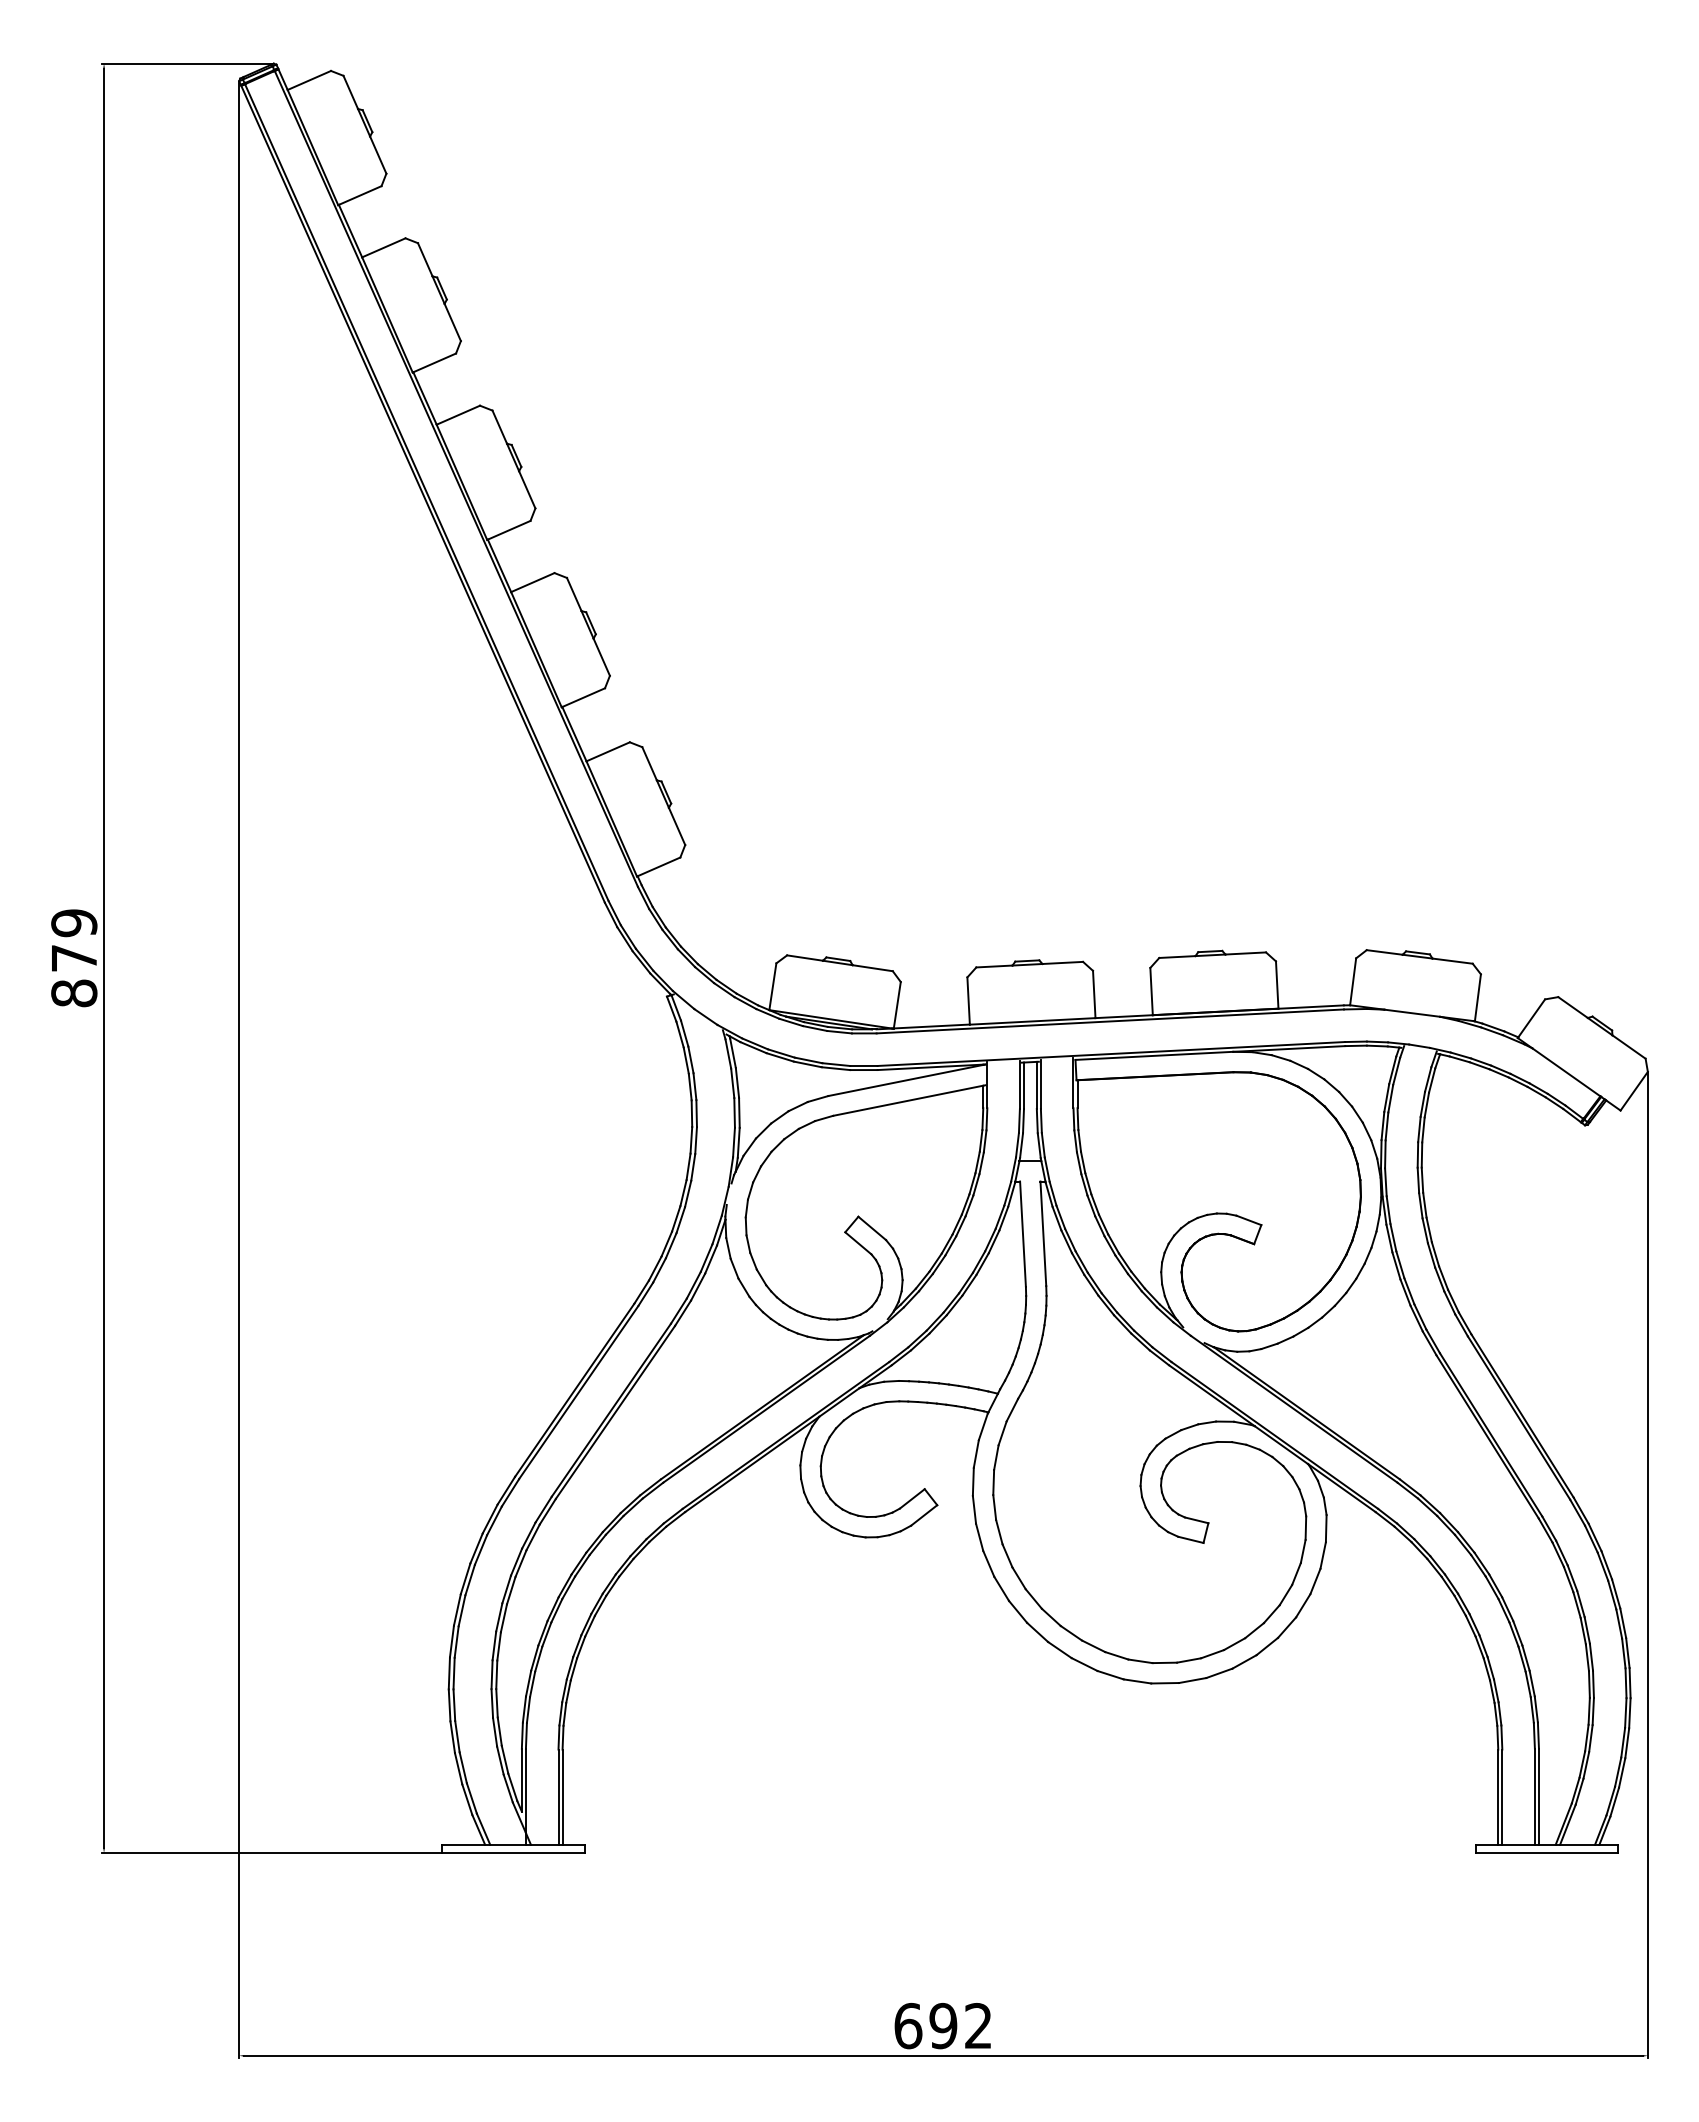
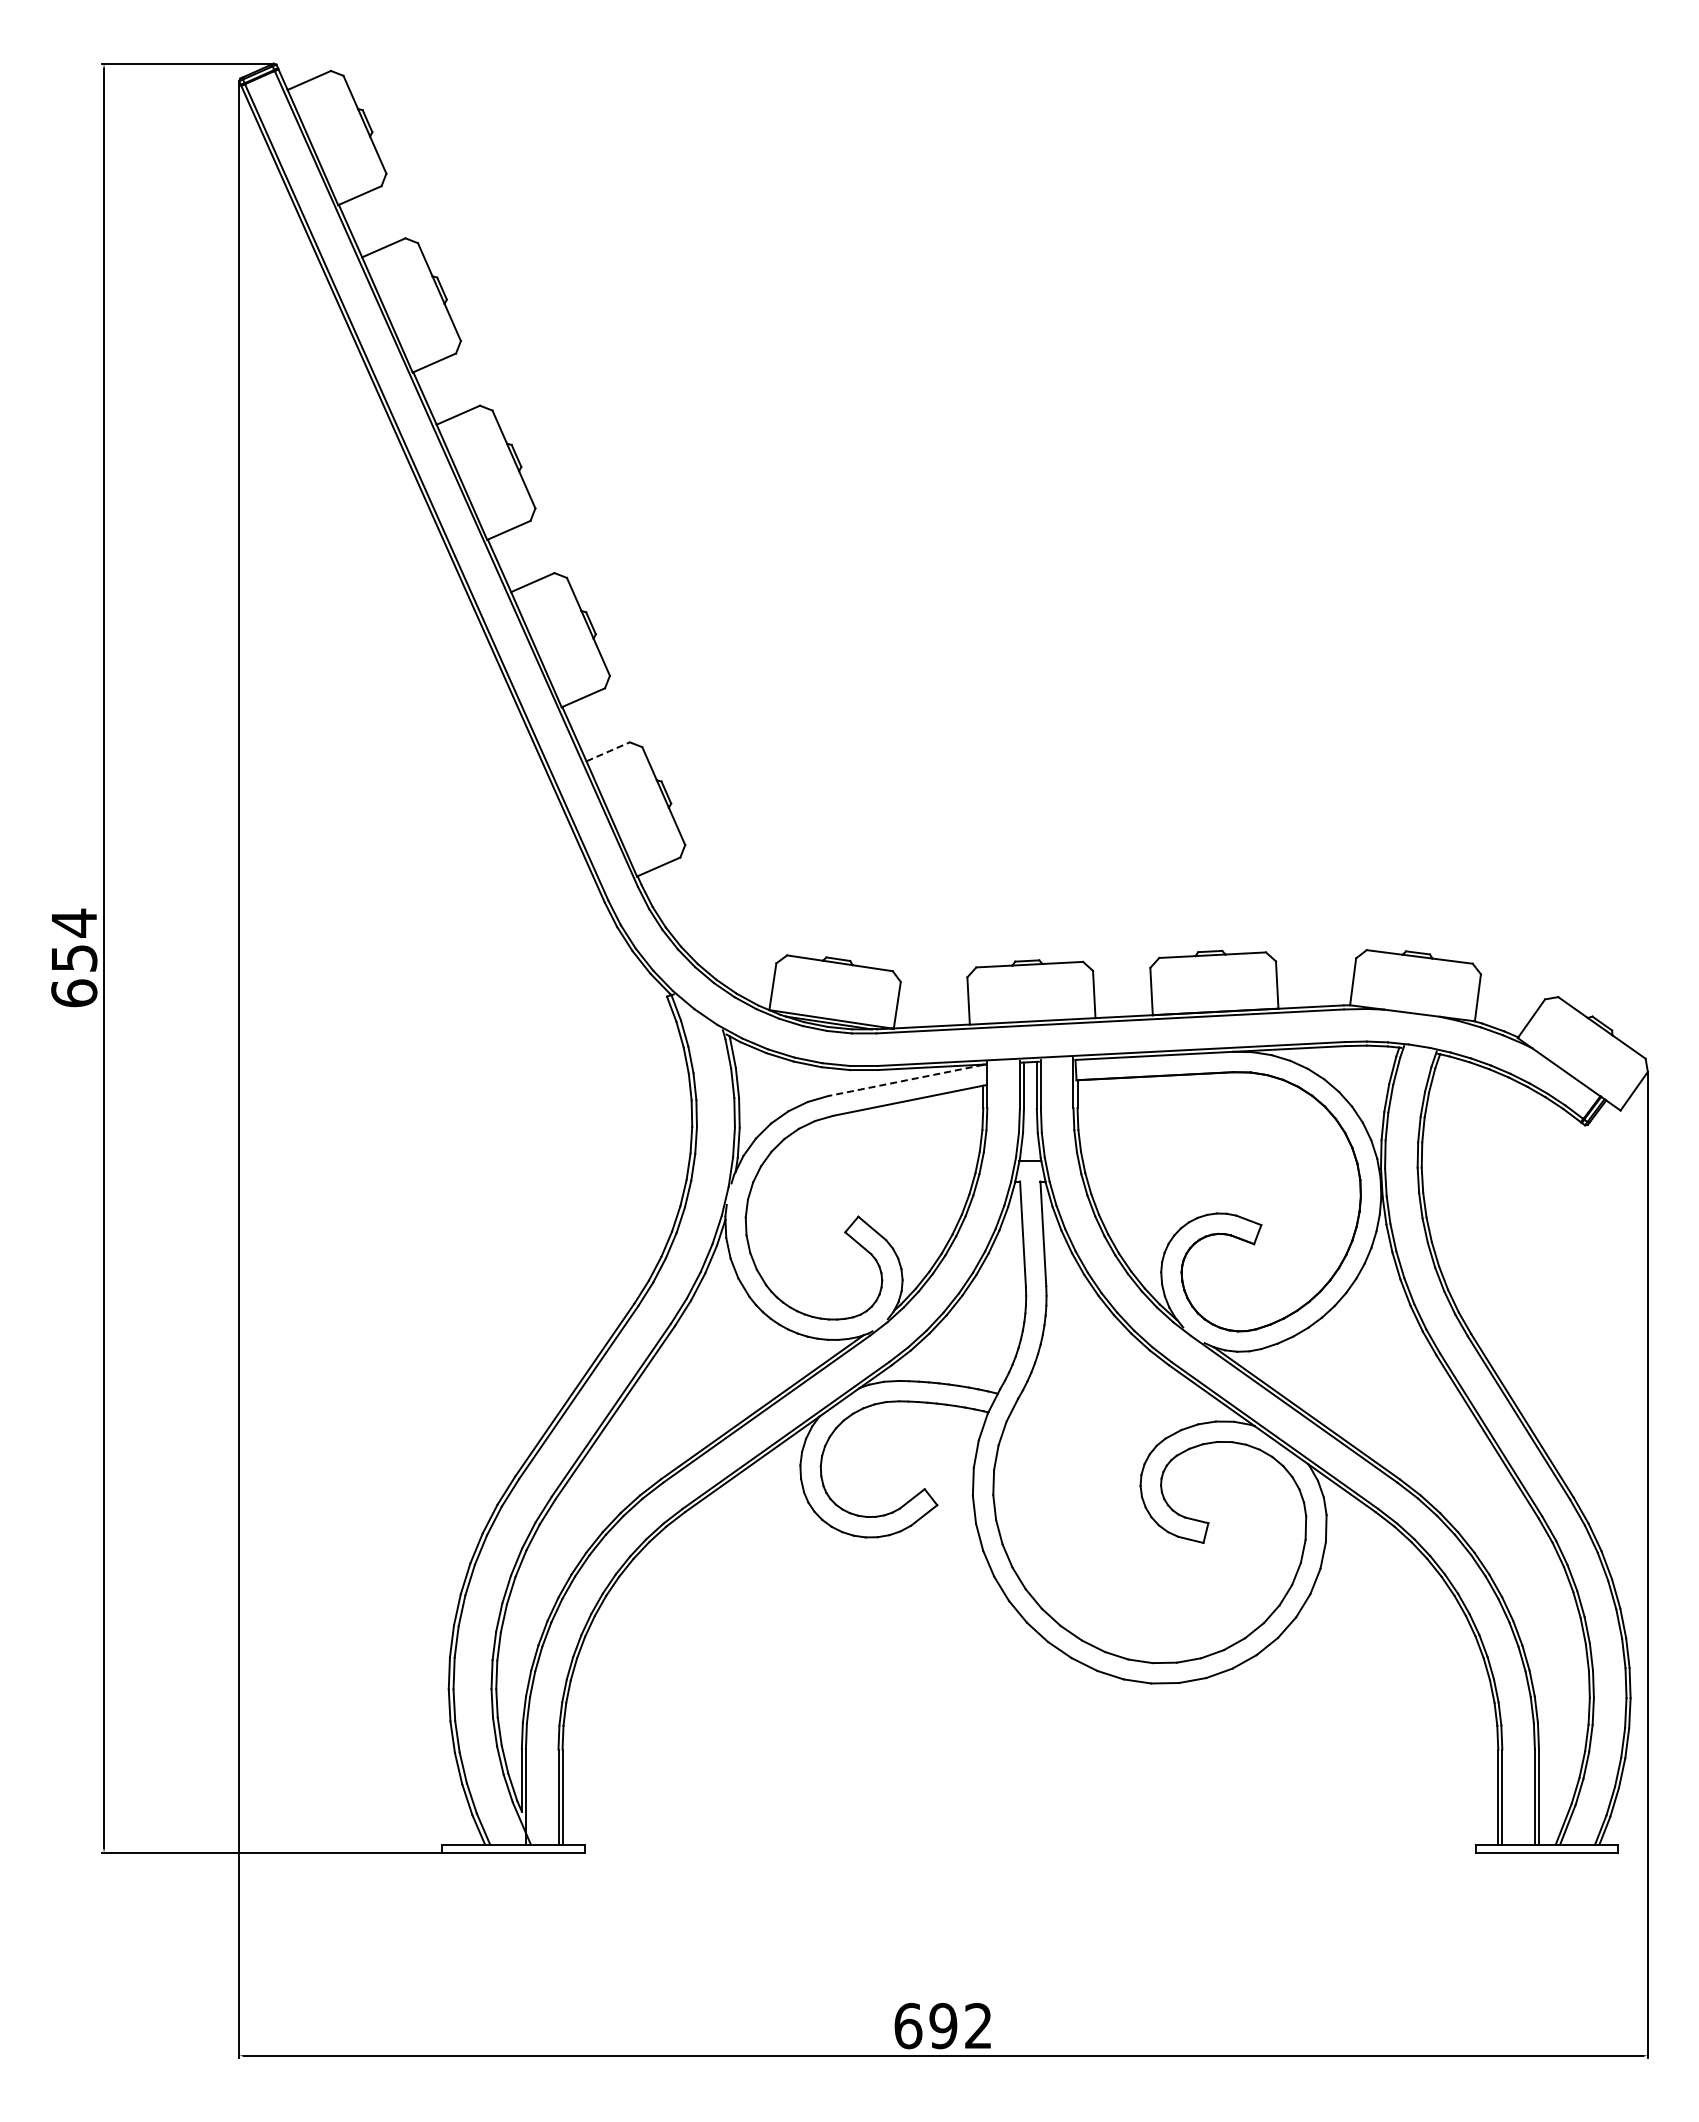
line: solid -> dashed (608, 751)
text: 879 -> 654 (74, 957)
line: solid -> dashed (905, 1080)
